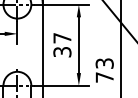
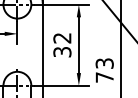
text: 37 -> 32 (62, 38)
